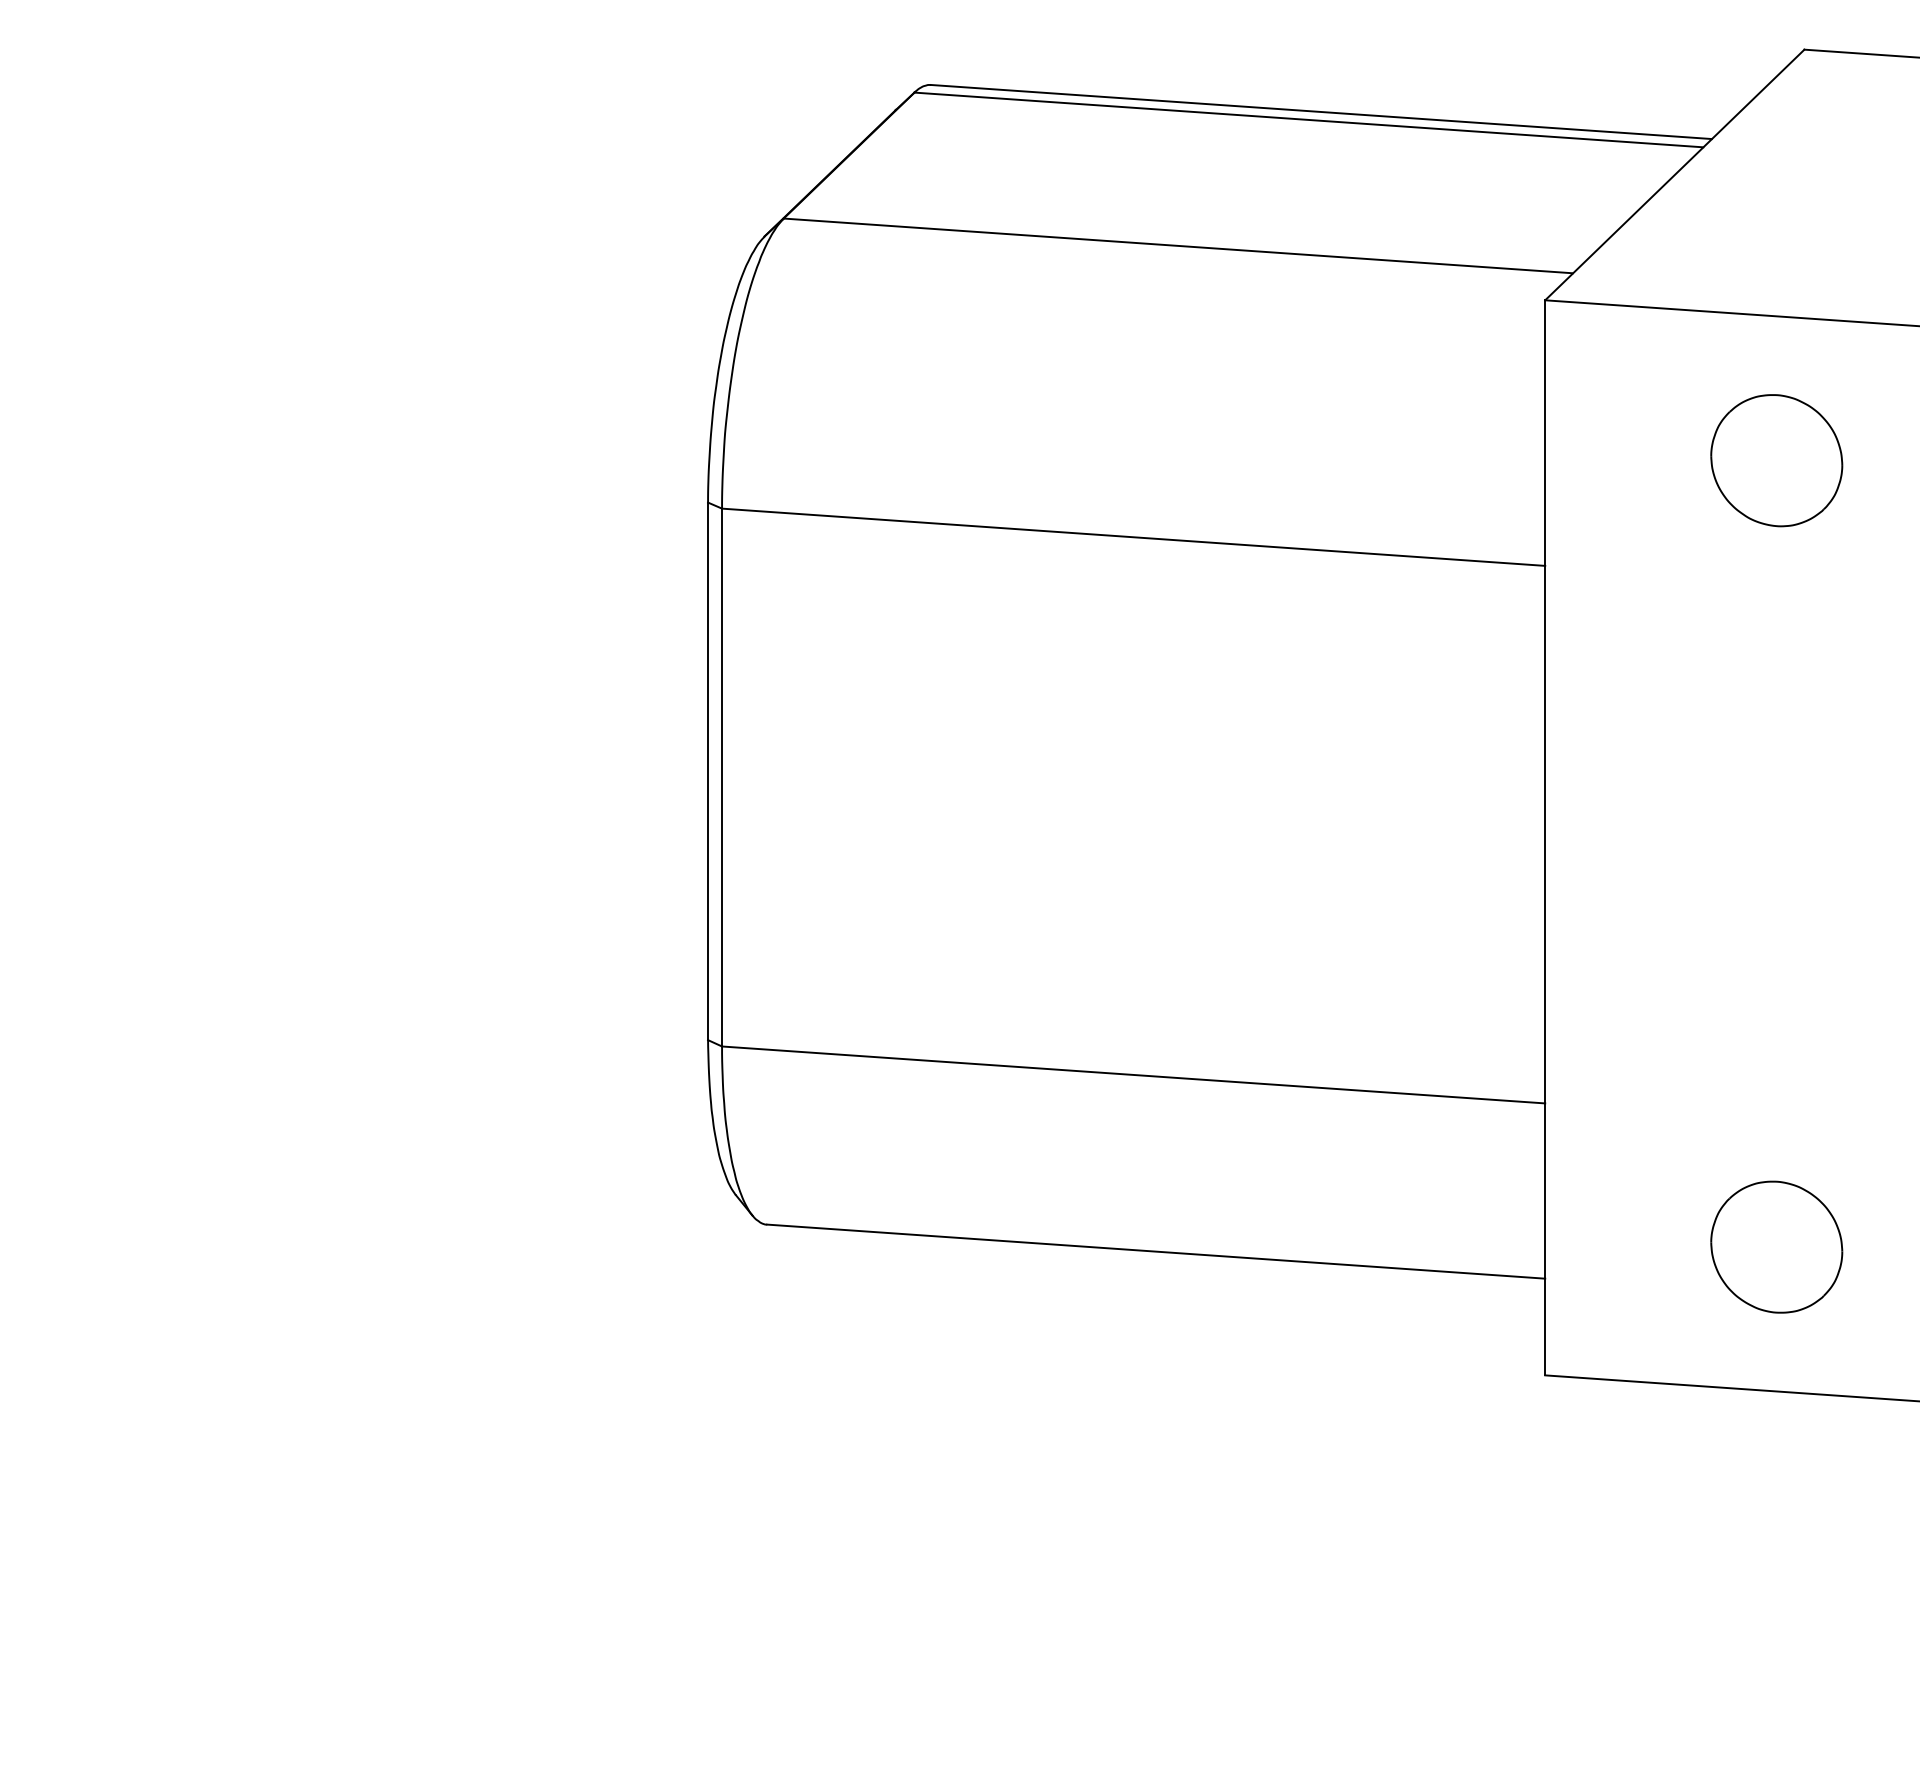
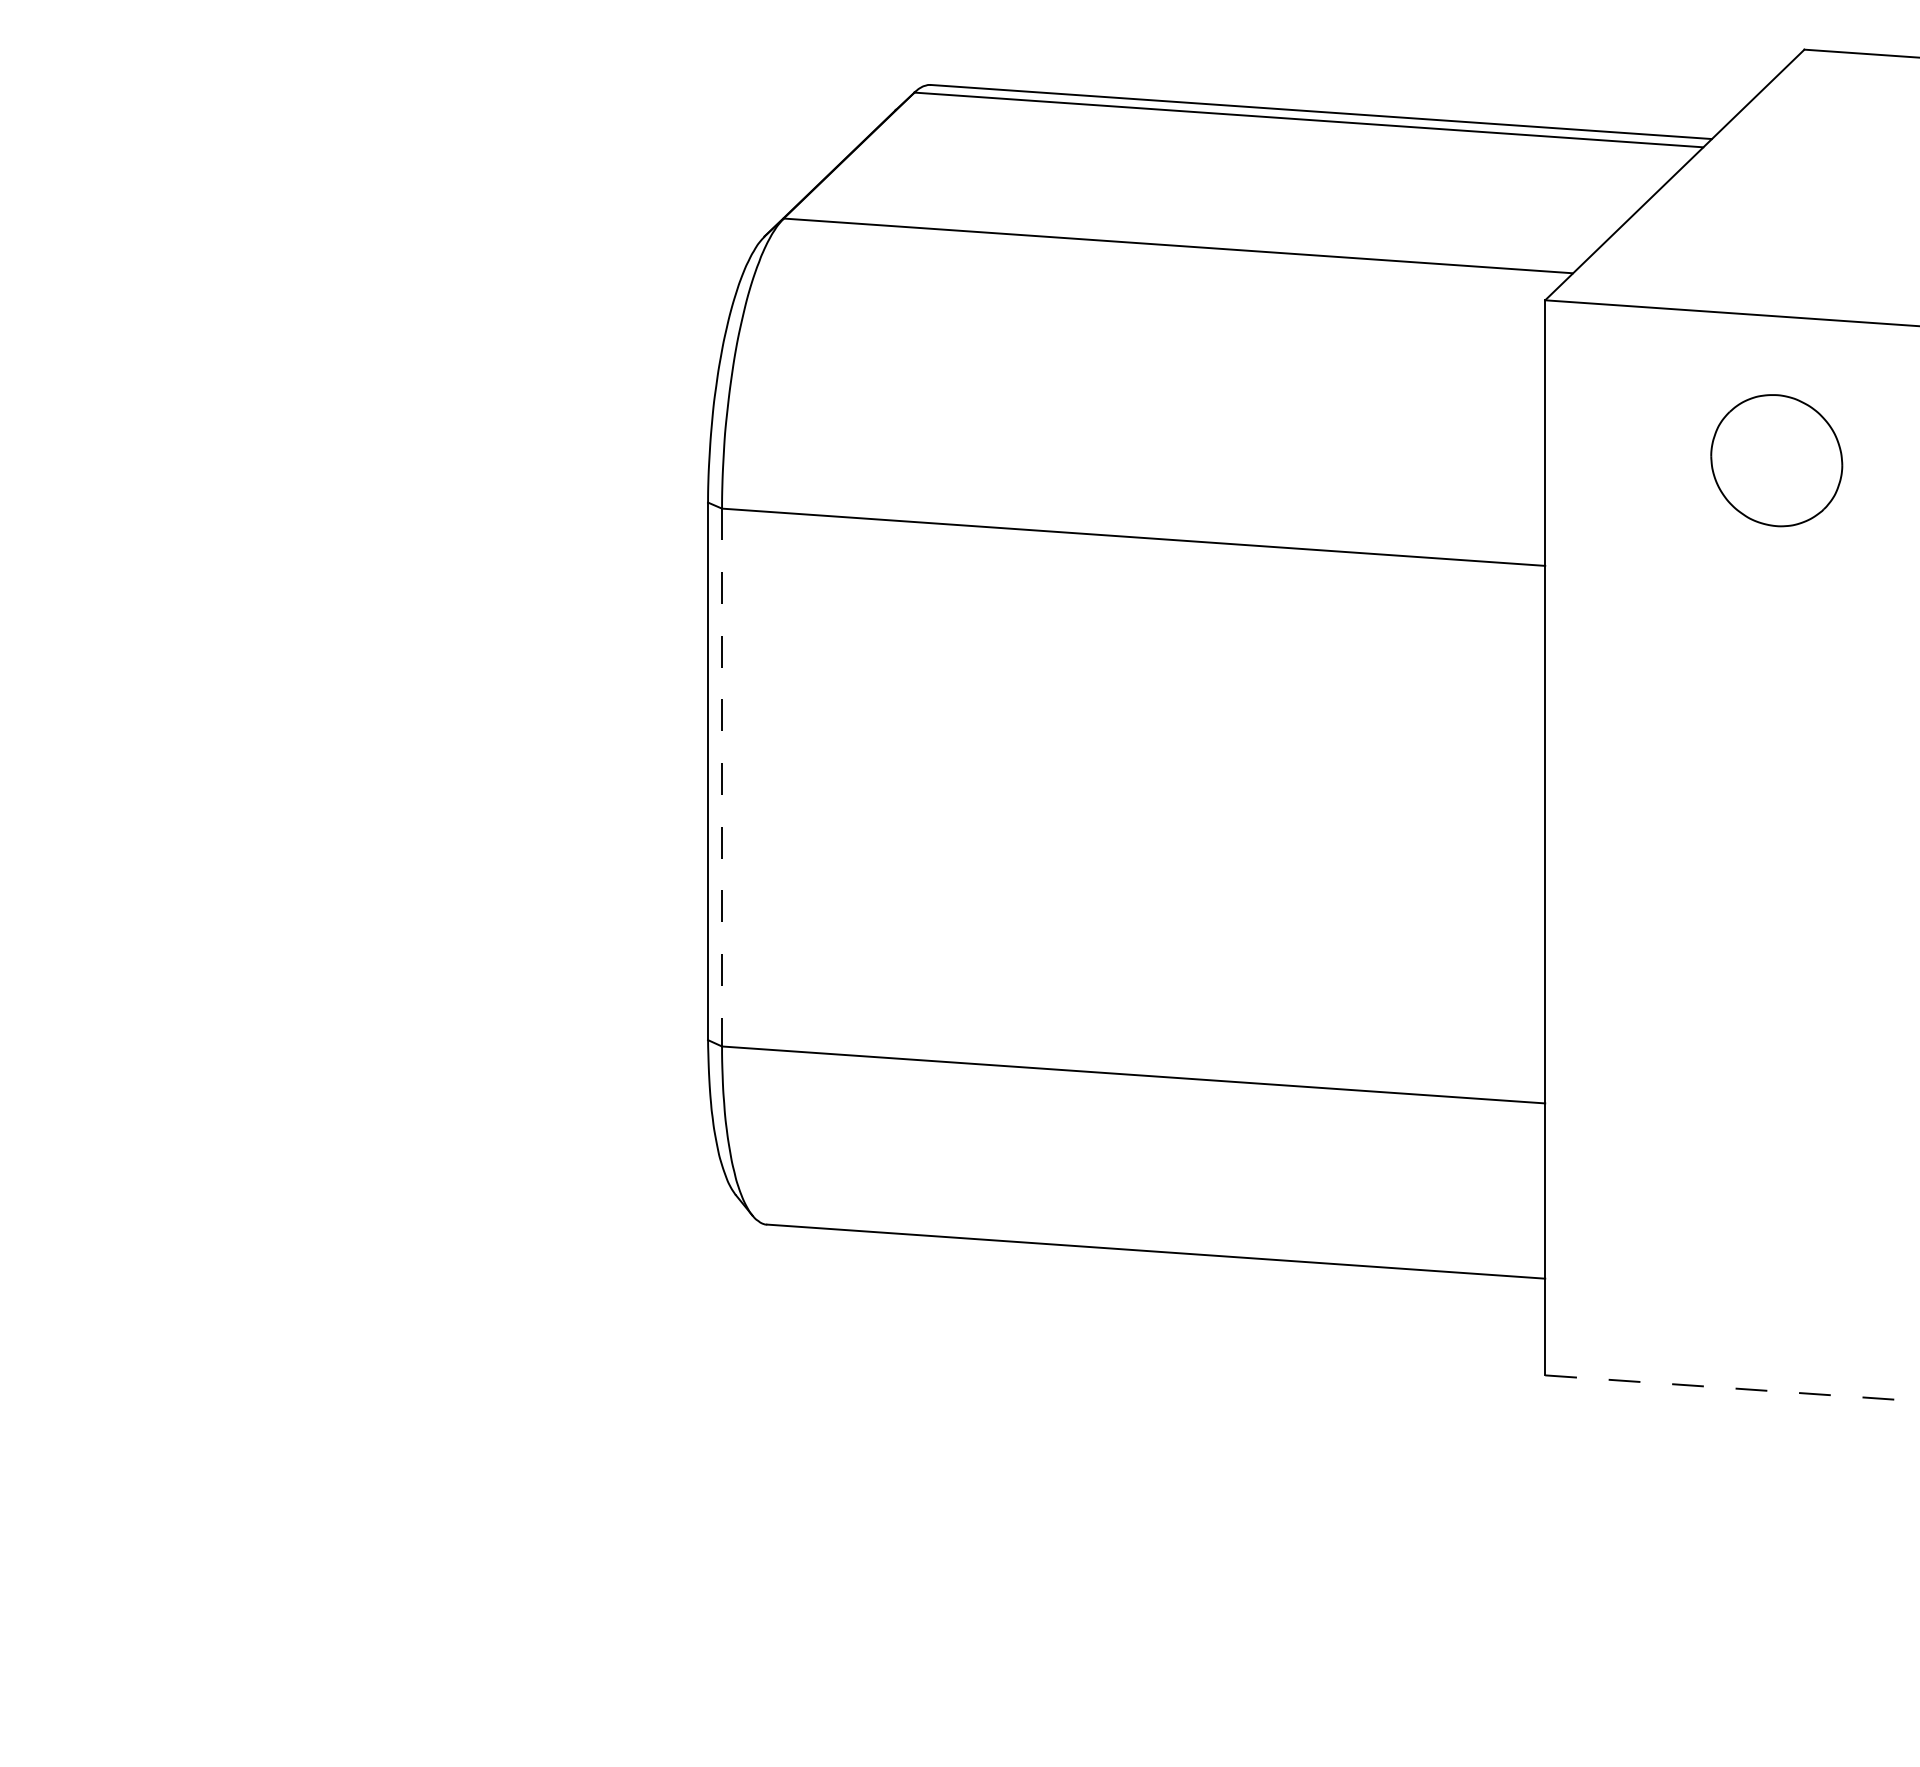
line: solid -> dashed (722, 777)
part: present -> none (1776, 1246)
line: solid -> dashed (1732, 1388)
